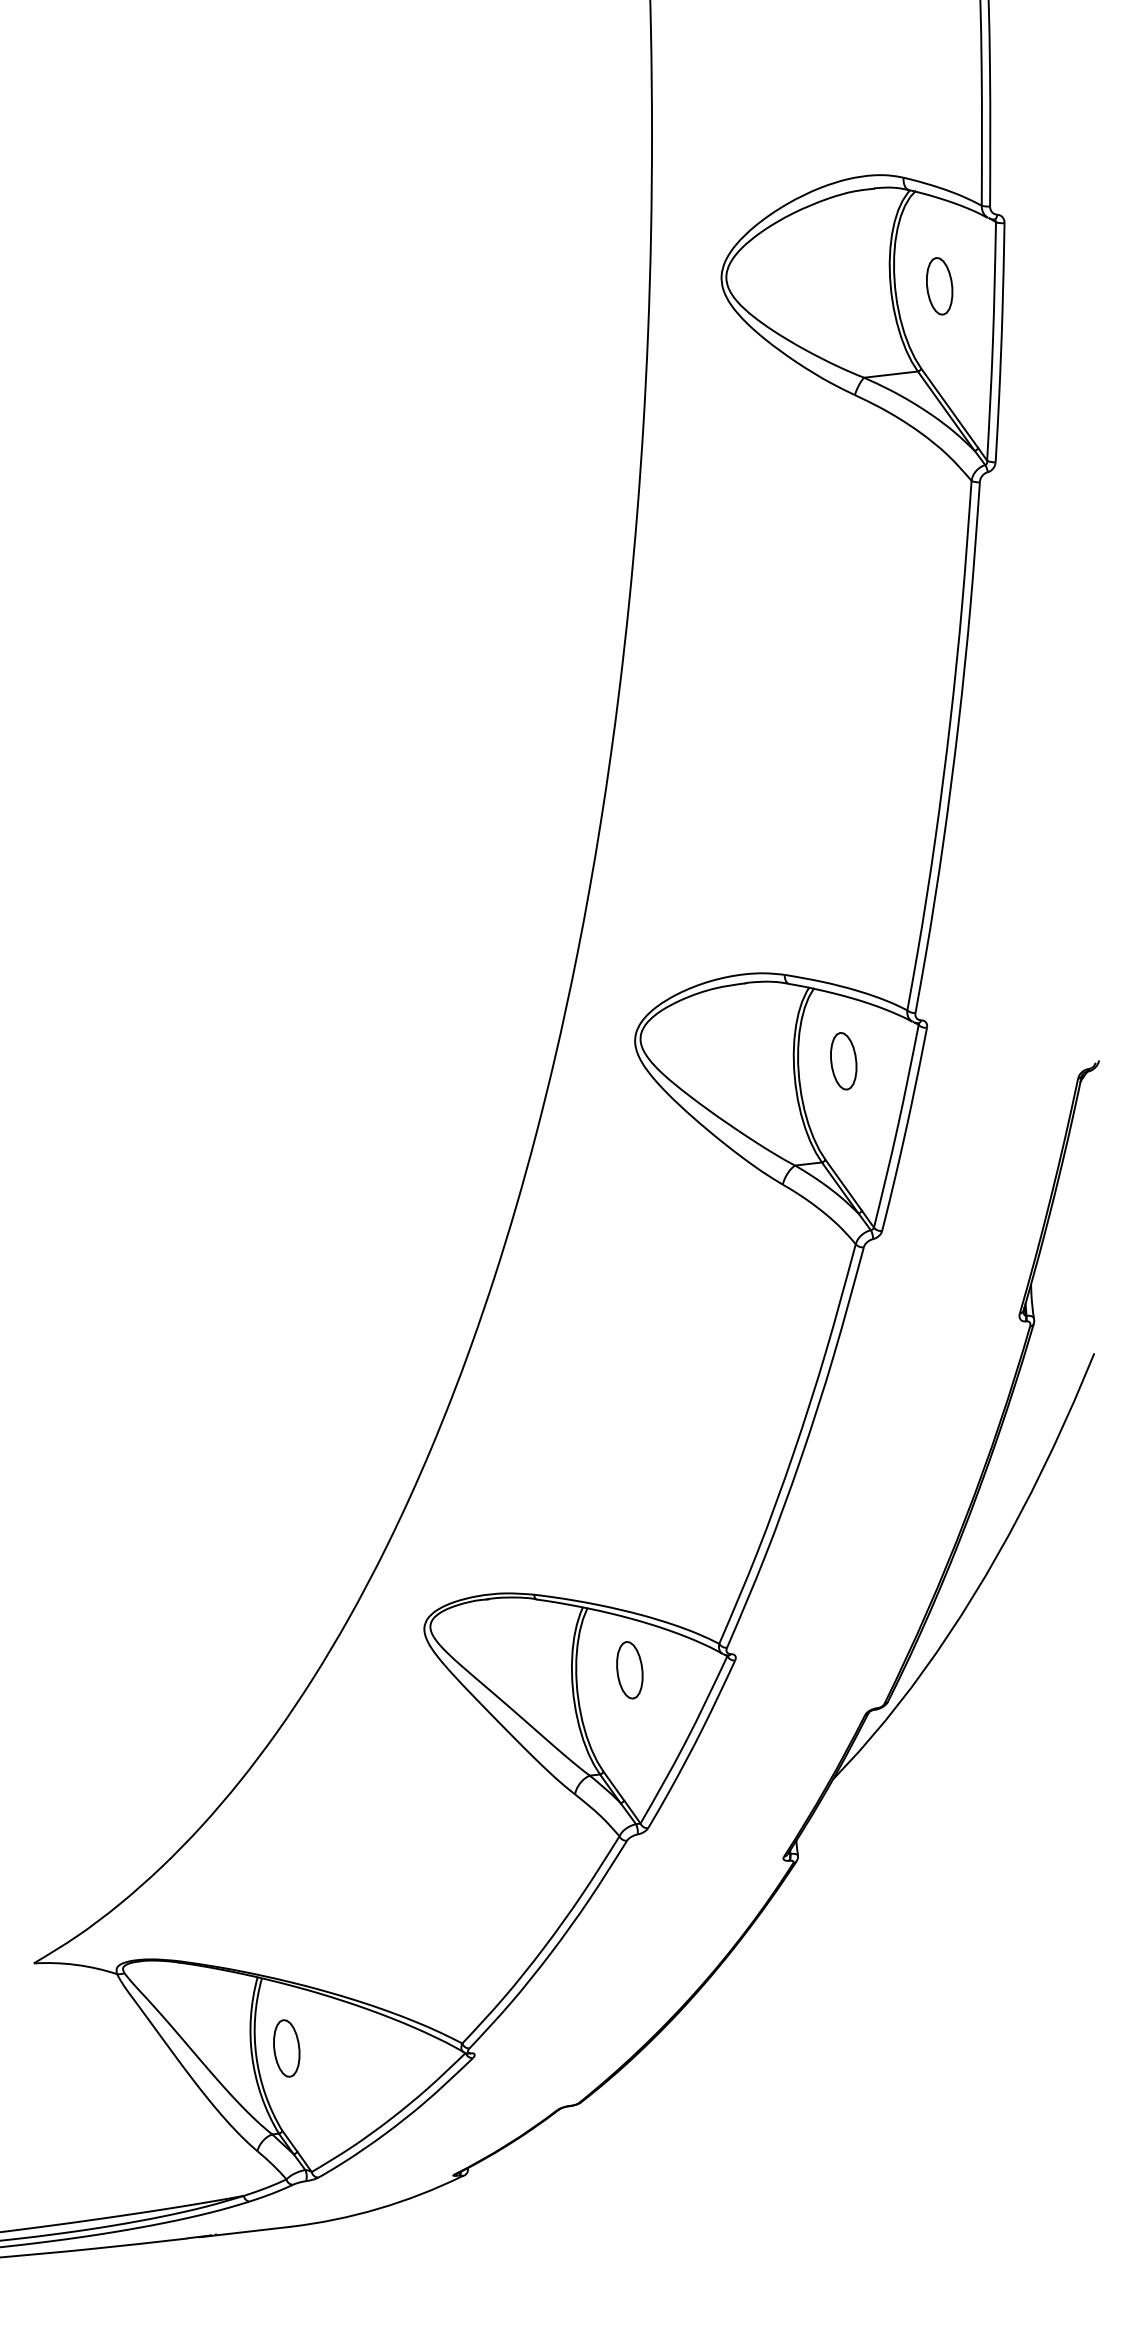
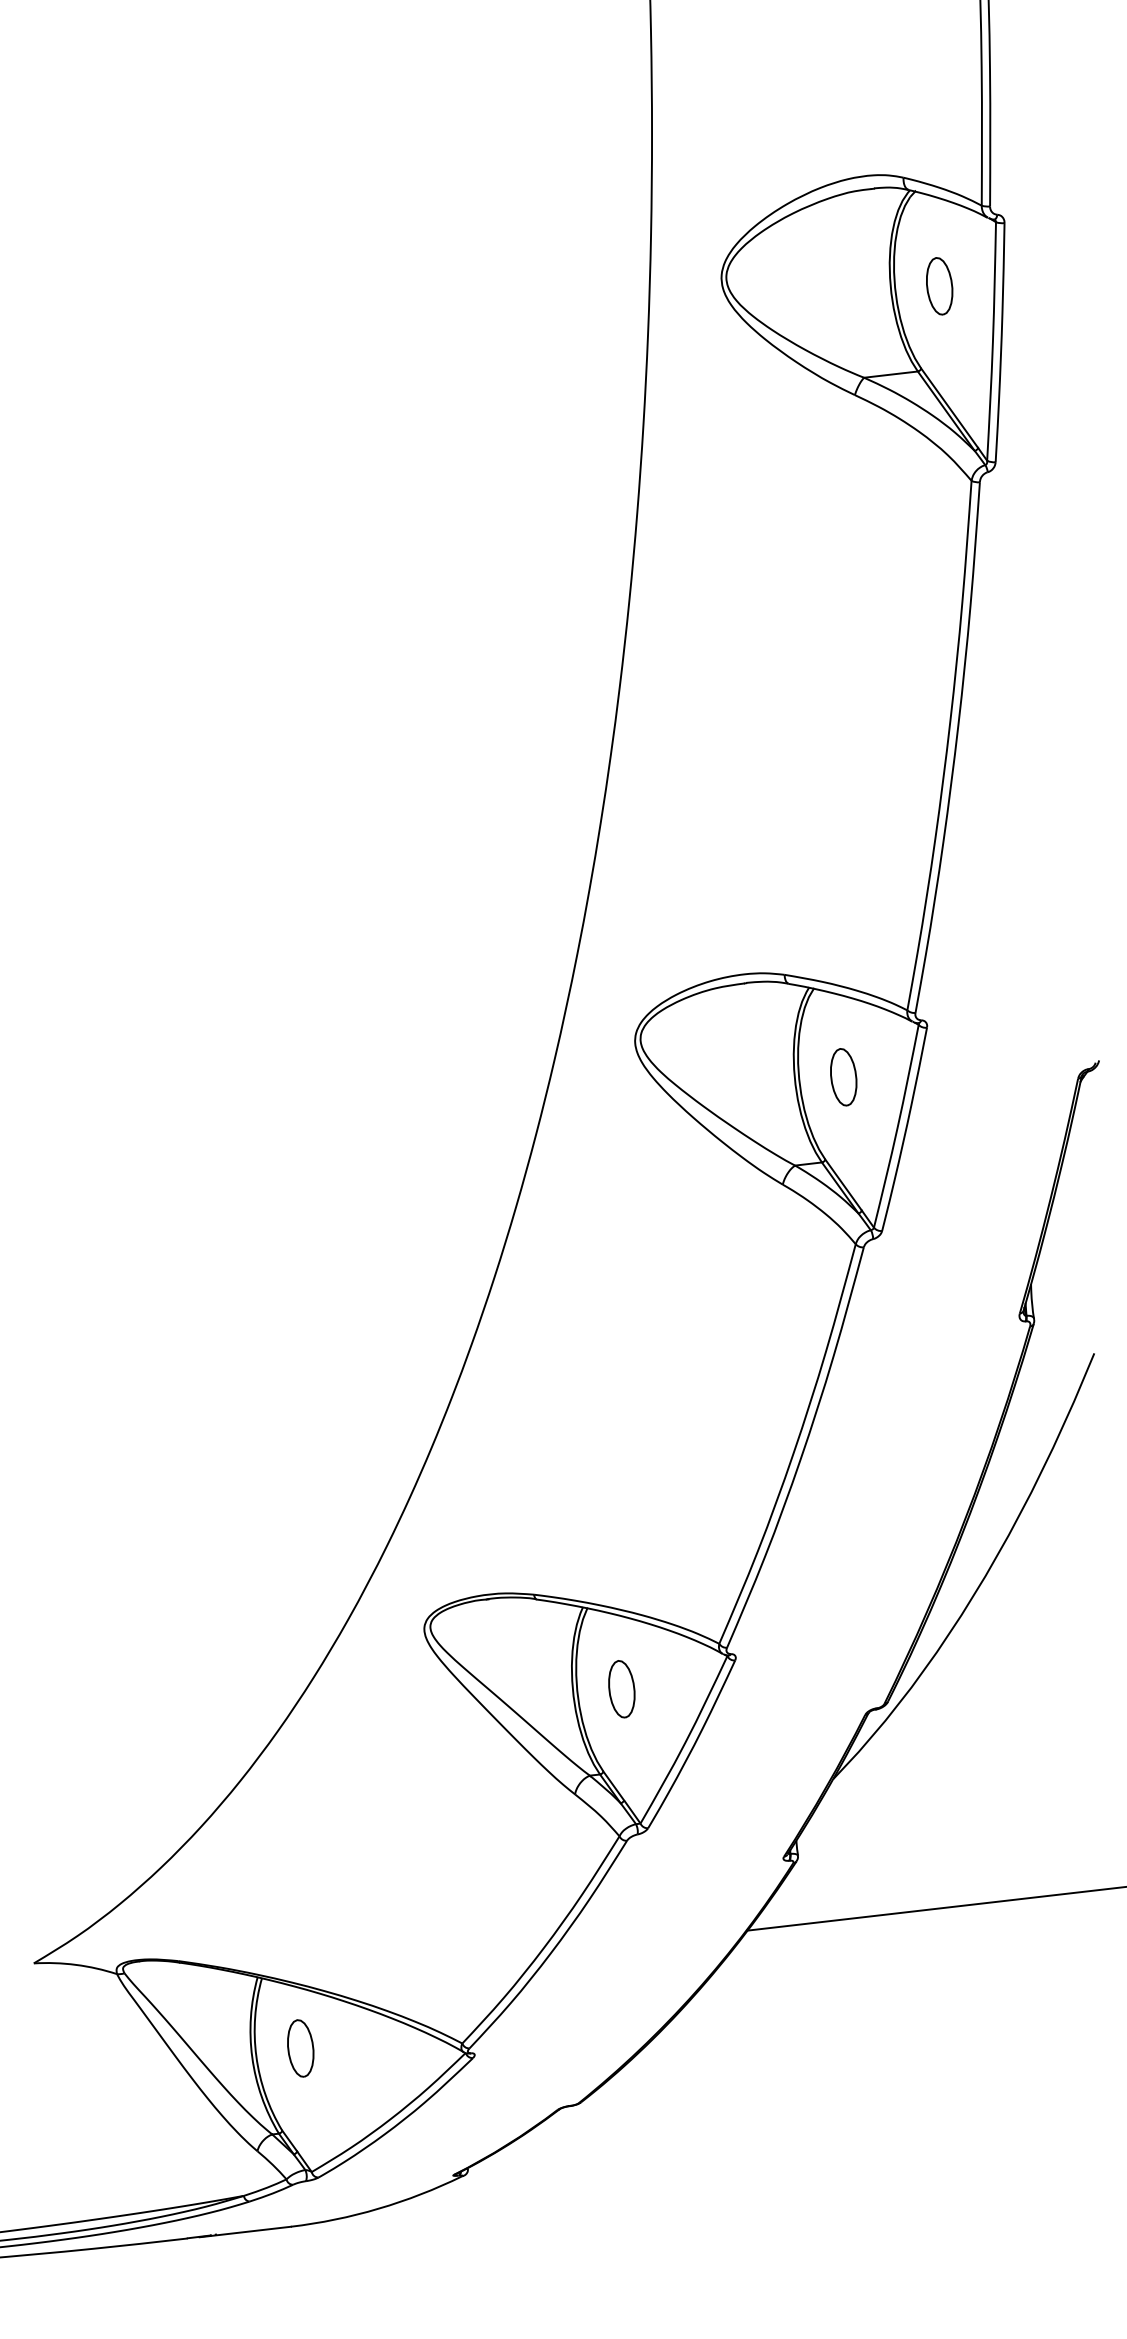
part position: (843, 1061) -> (843, 1077) (843, 1077)
part position: (629, 1670) -> (621, 1689) (621, 1689)
line: none -> present (935, 1908)
part position: (286, 2048) -> (300, 2048) (300, 2048)
